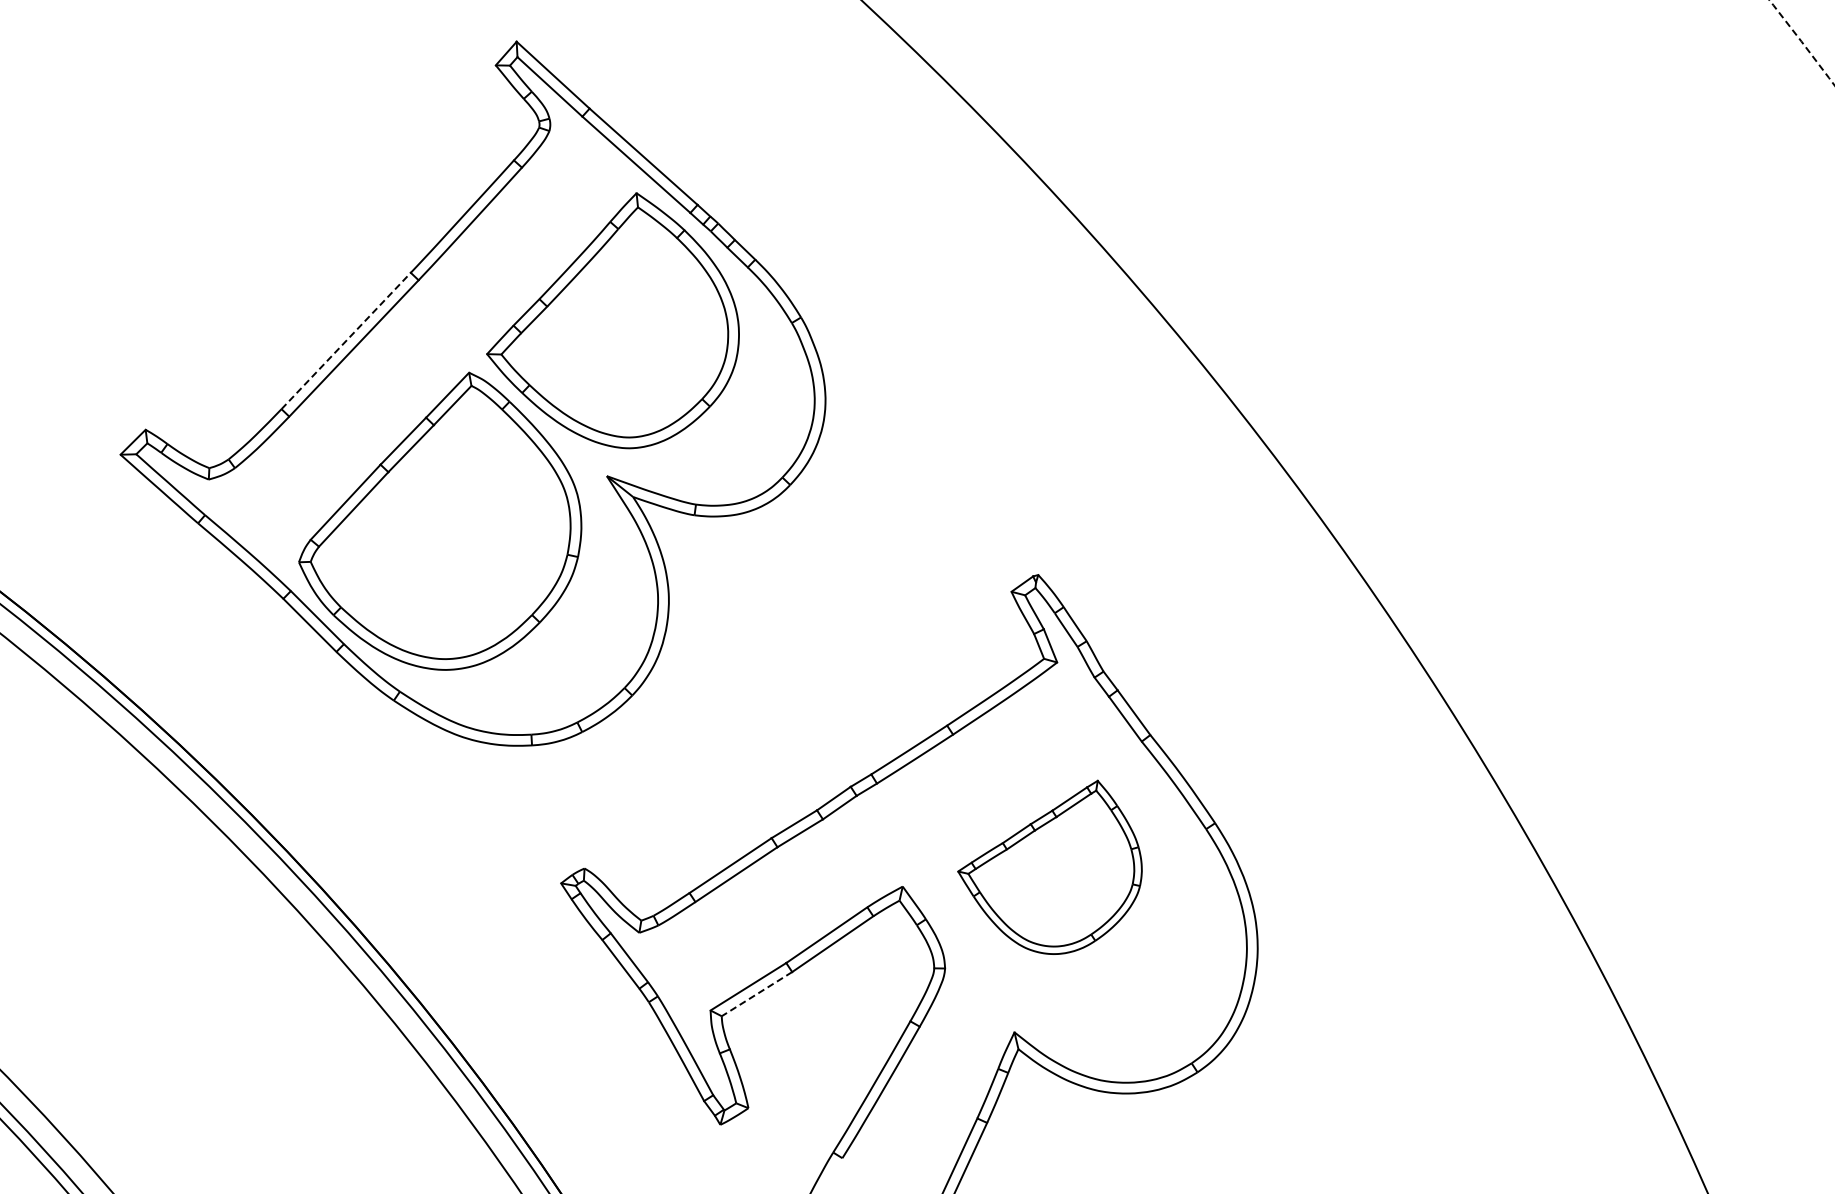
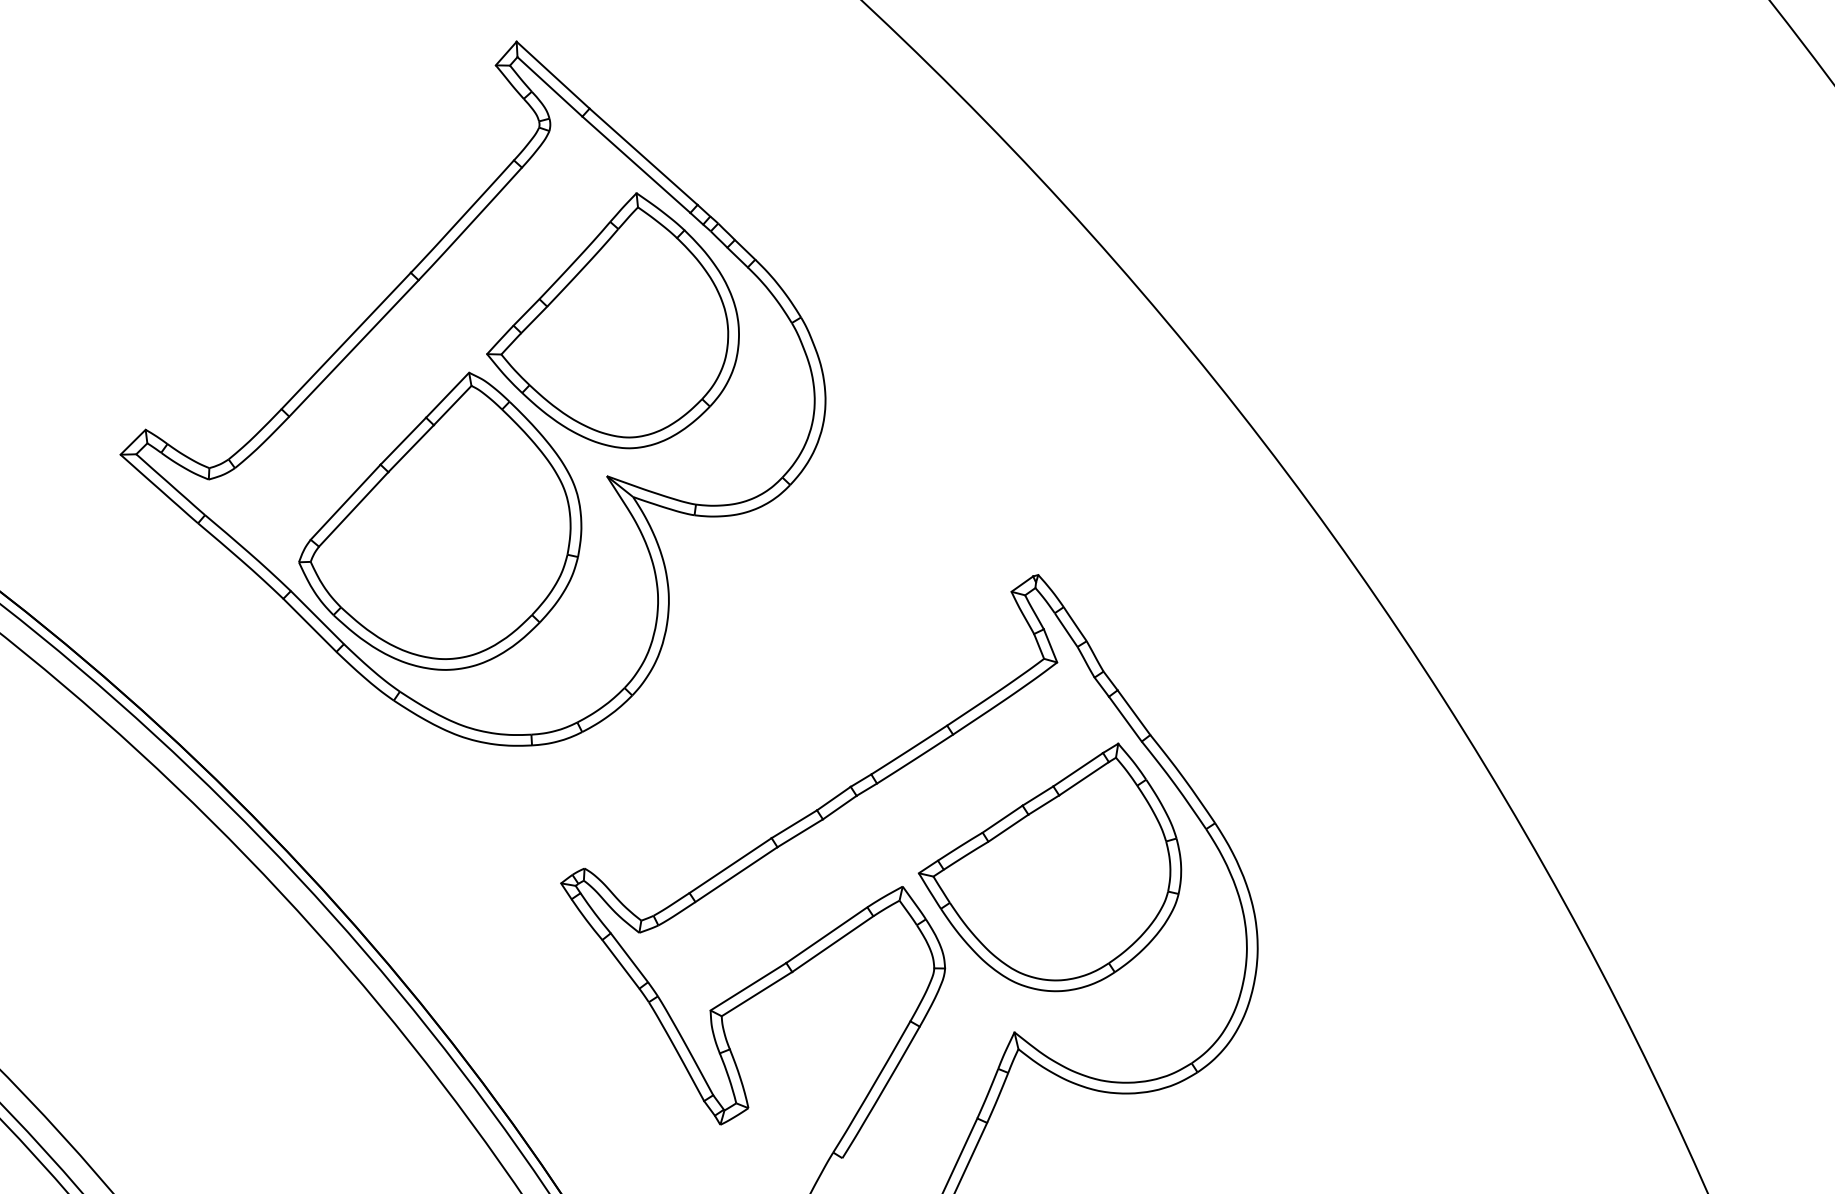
arc: dashed -> solid (1801, 42)
line: dashed -> solid (346, 341)
part size: 186x176 px -> 266x251 px (1049, 867)
line: dashed -> solid (756, 994)
